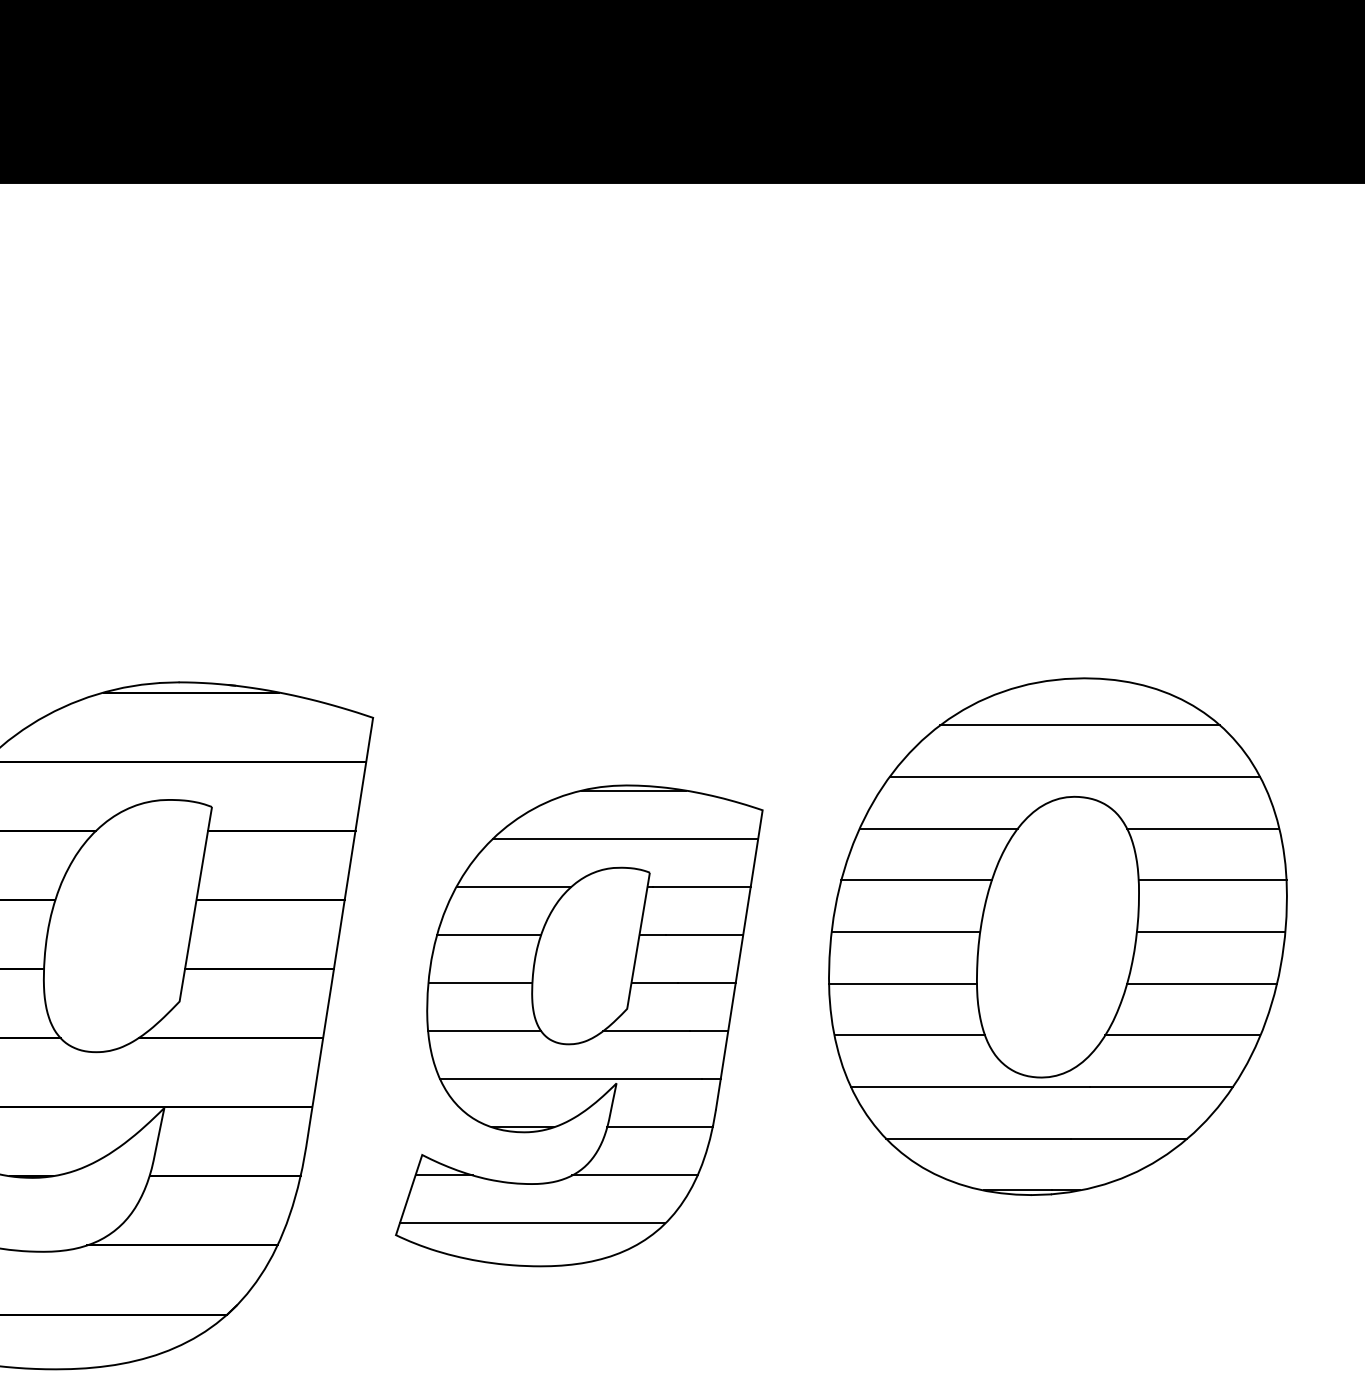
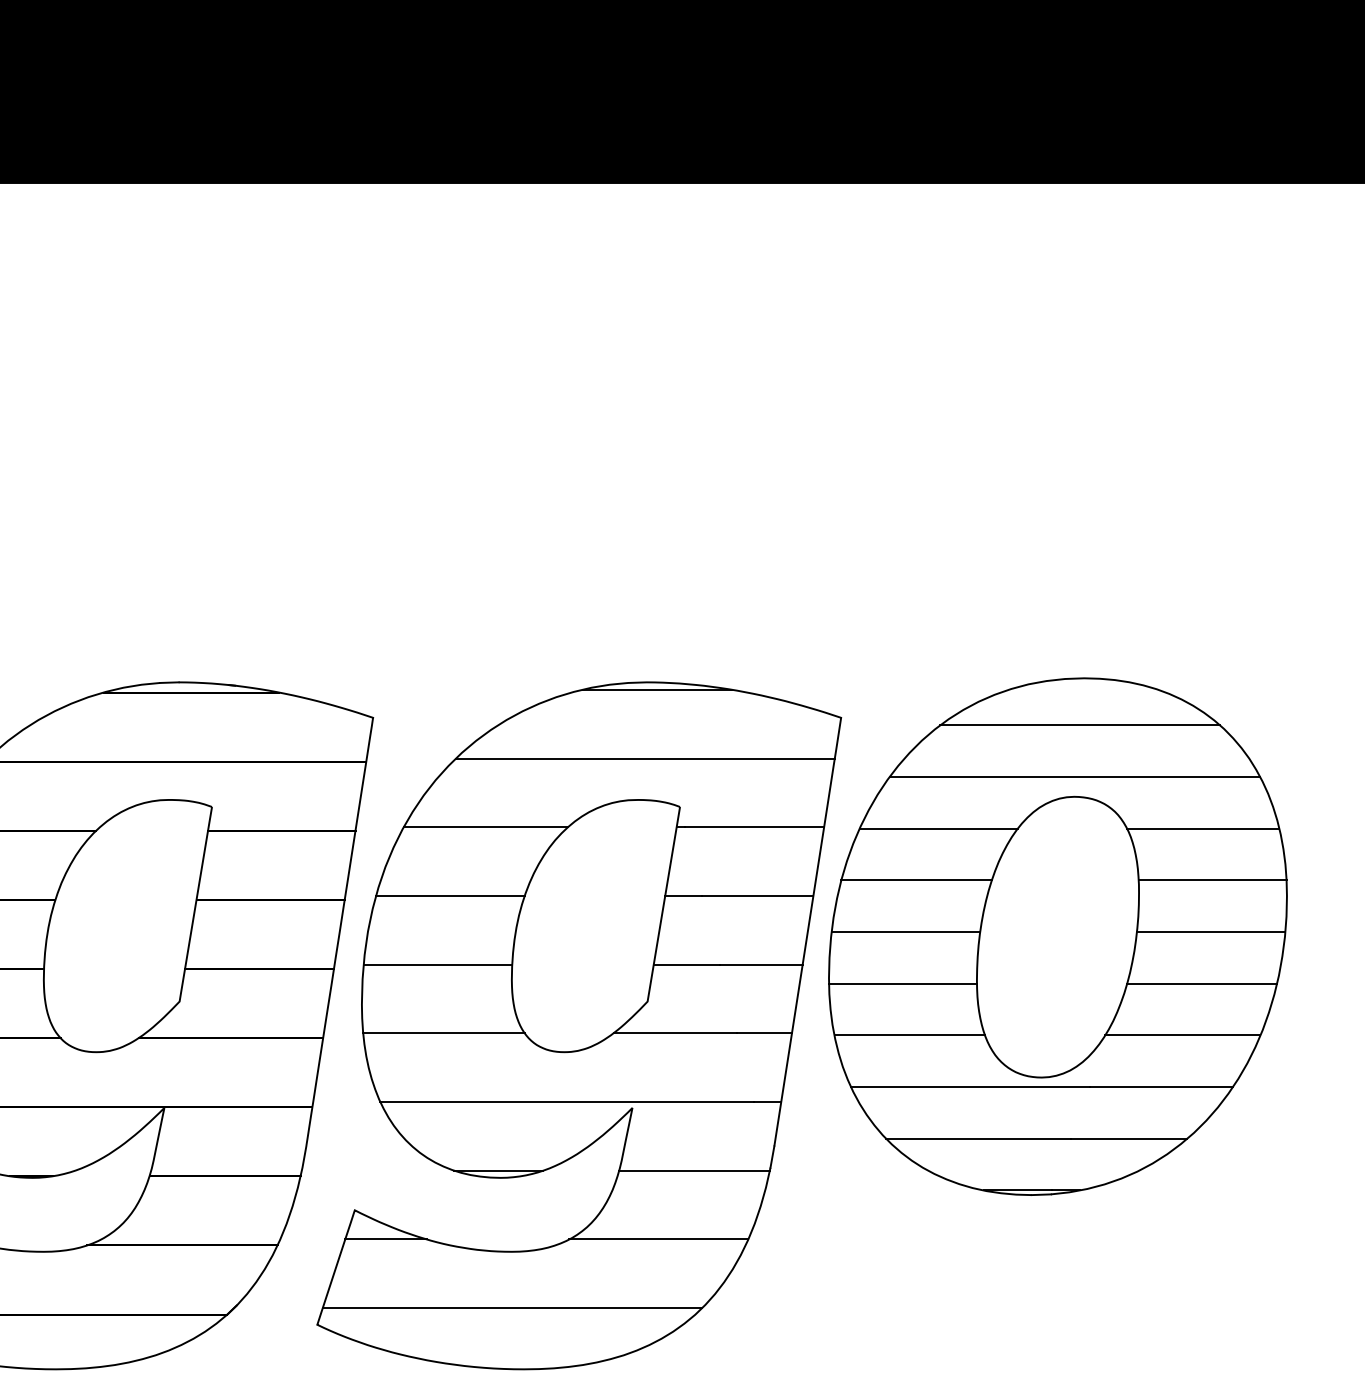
part size: 369x484 px -> 527x690 px (579, 1025)
